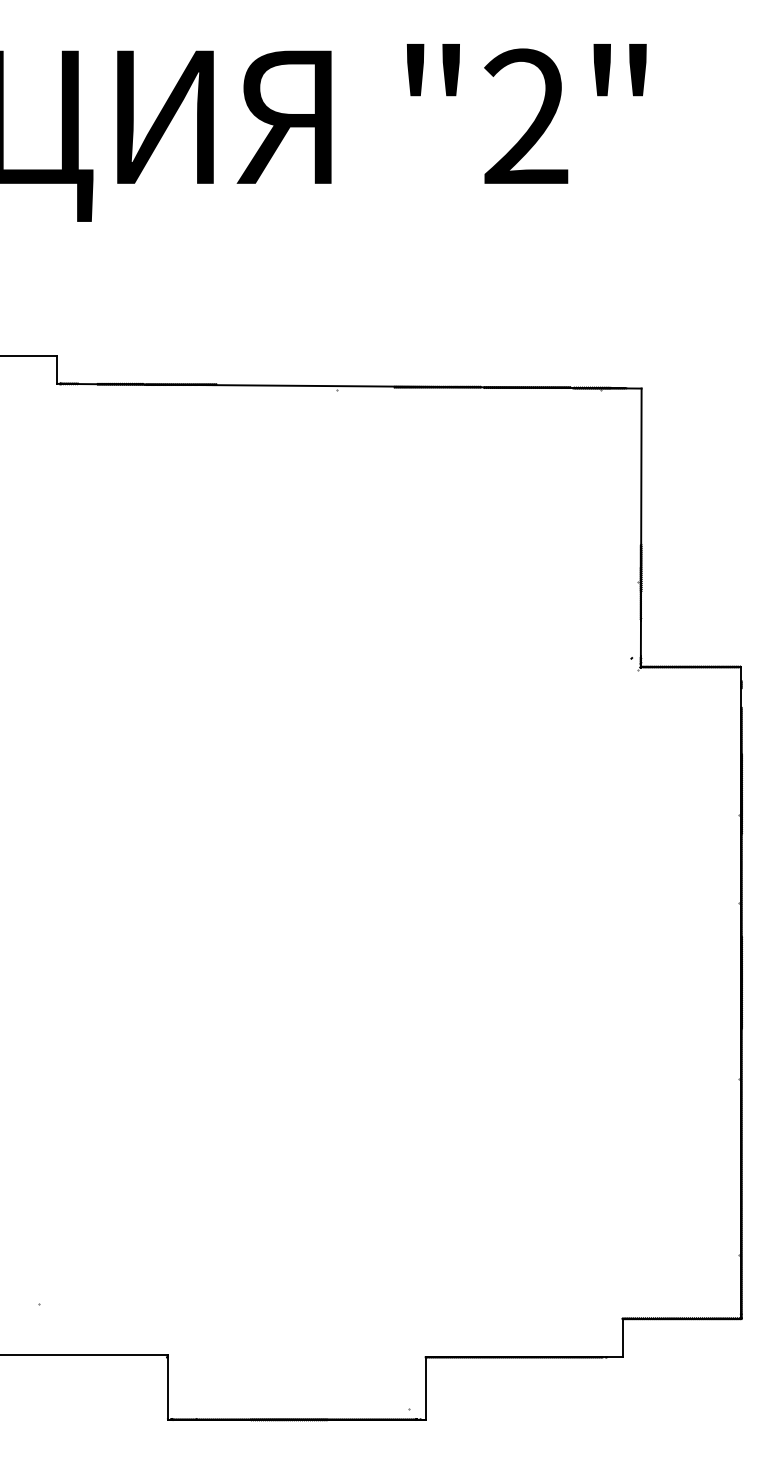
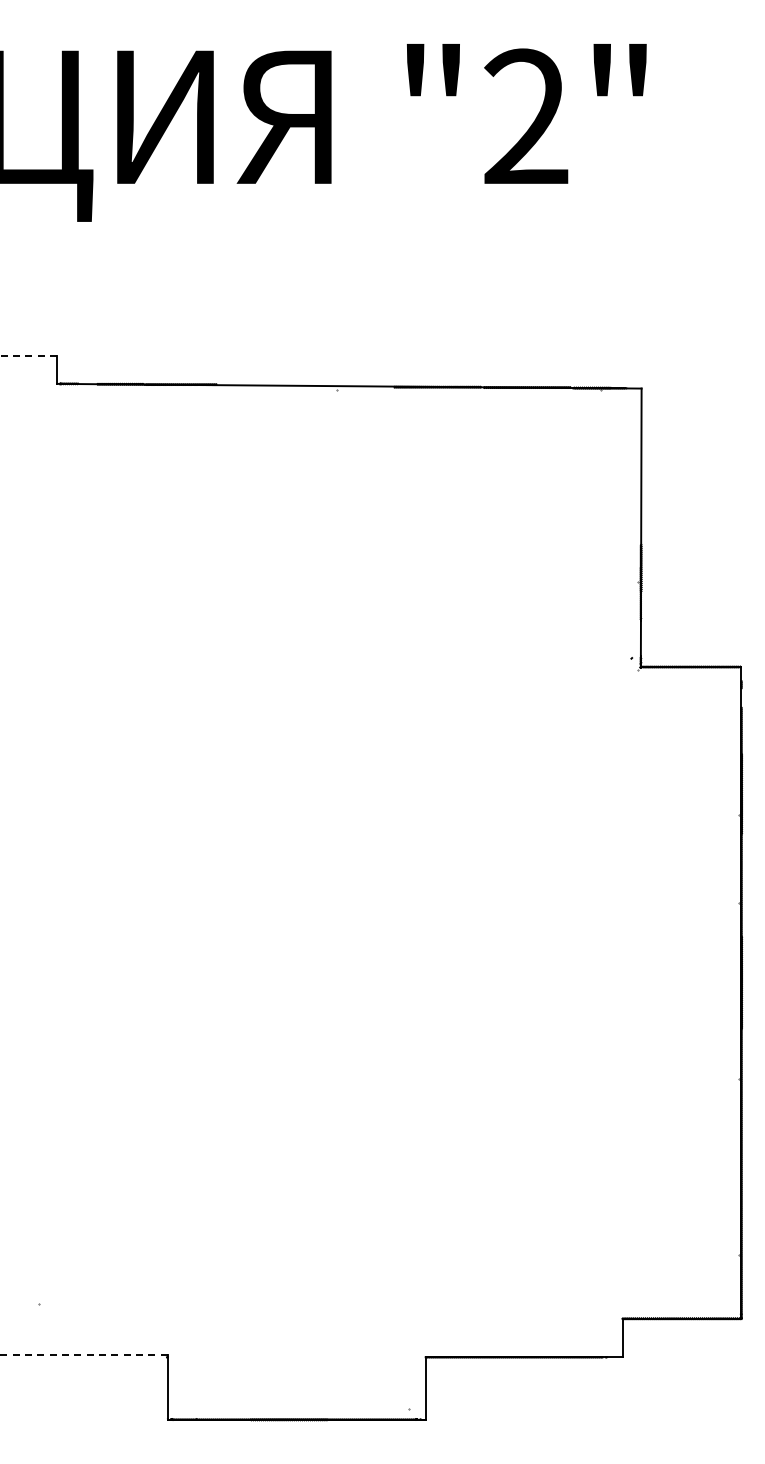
line: solid -> dashed (29, 355)
line: solid -> dashed (83, 1355)
